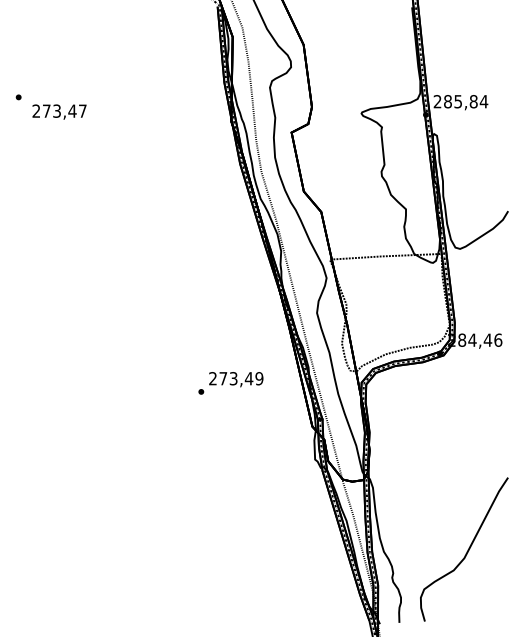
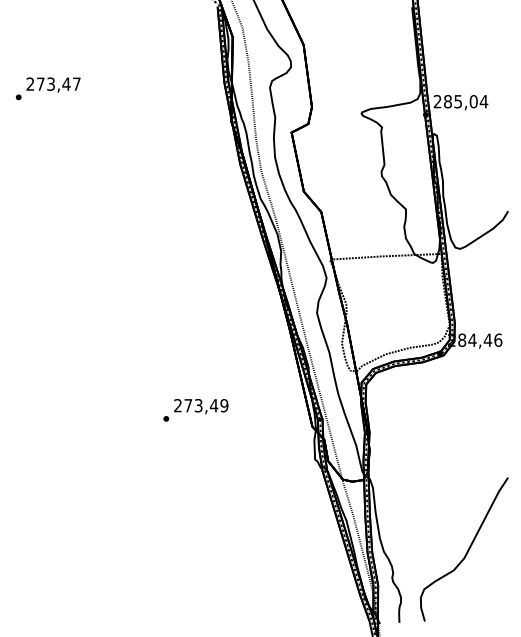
text: 285,84 -> 285,04 (473, 101)
text position: (59, 111) -> (53, 84) (53, 84)
text position: (230, 383) -> (195, 410) (195, 410)
